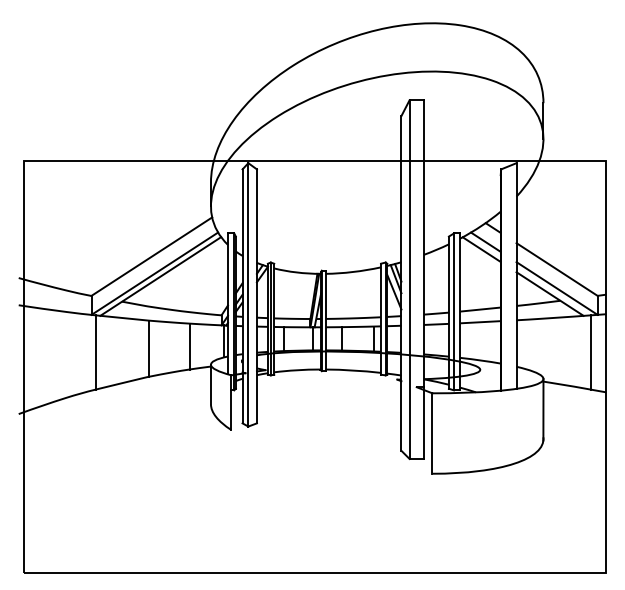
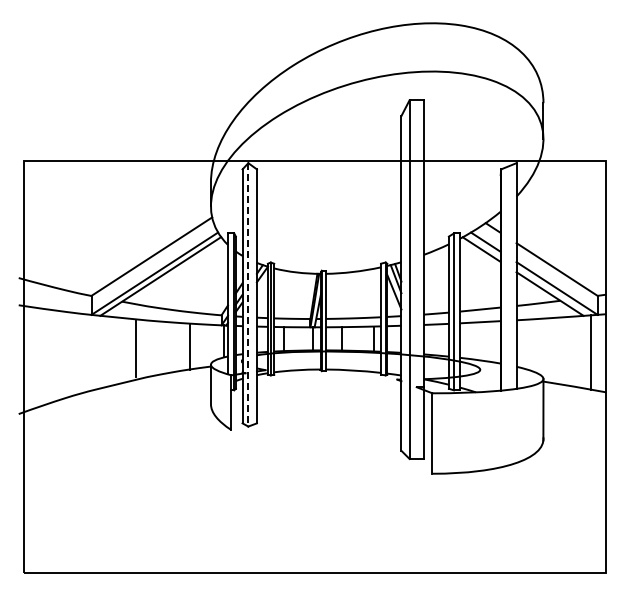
line: solid -> dashed (248, 294)
line position: (148, 348) -> (135, 348) (135, 348)
line: present -> none (95, 352)
